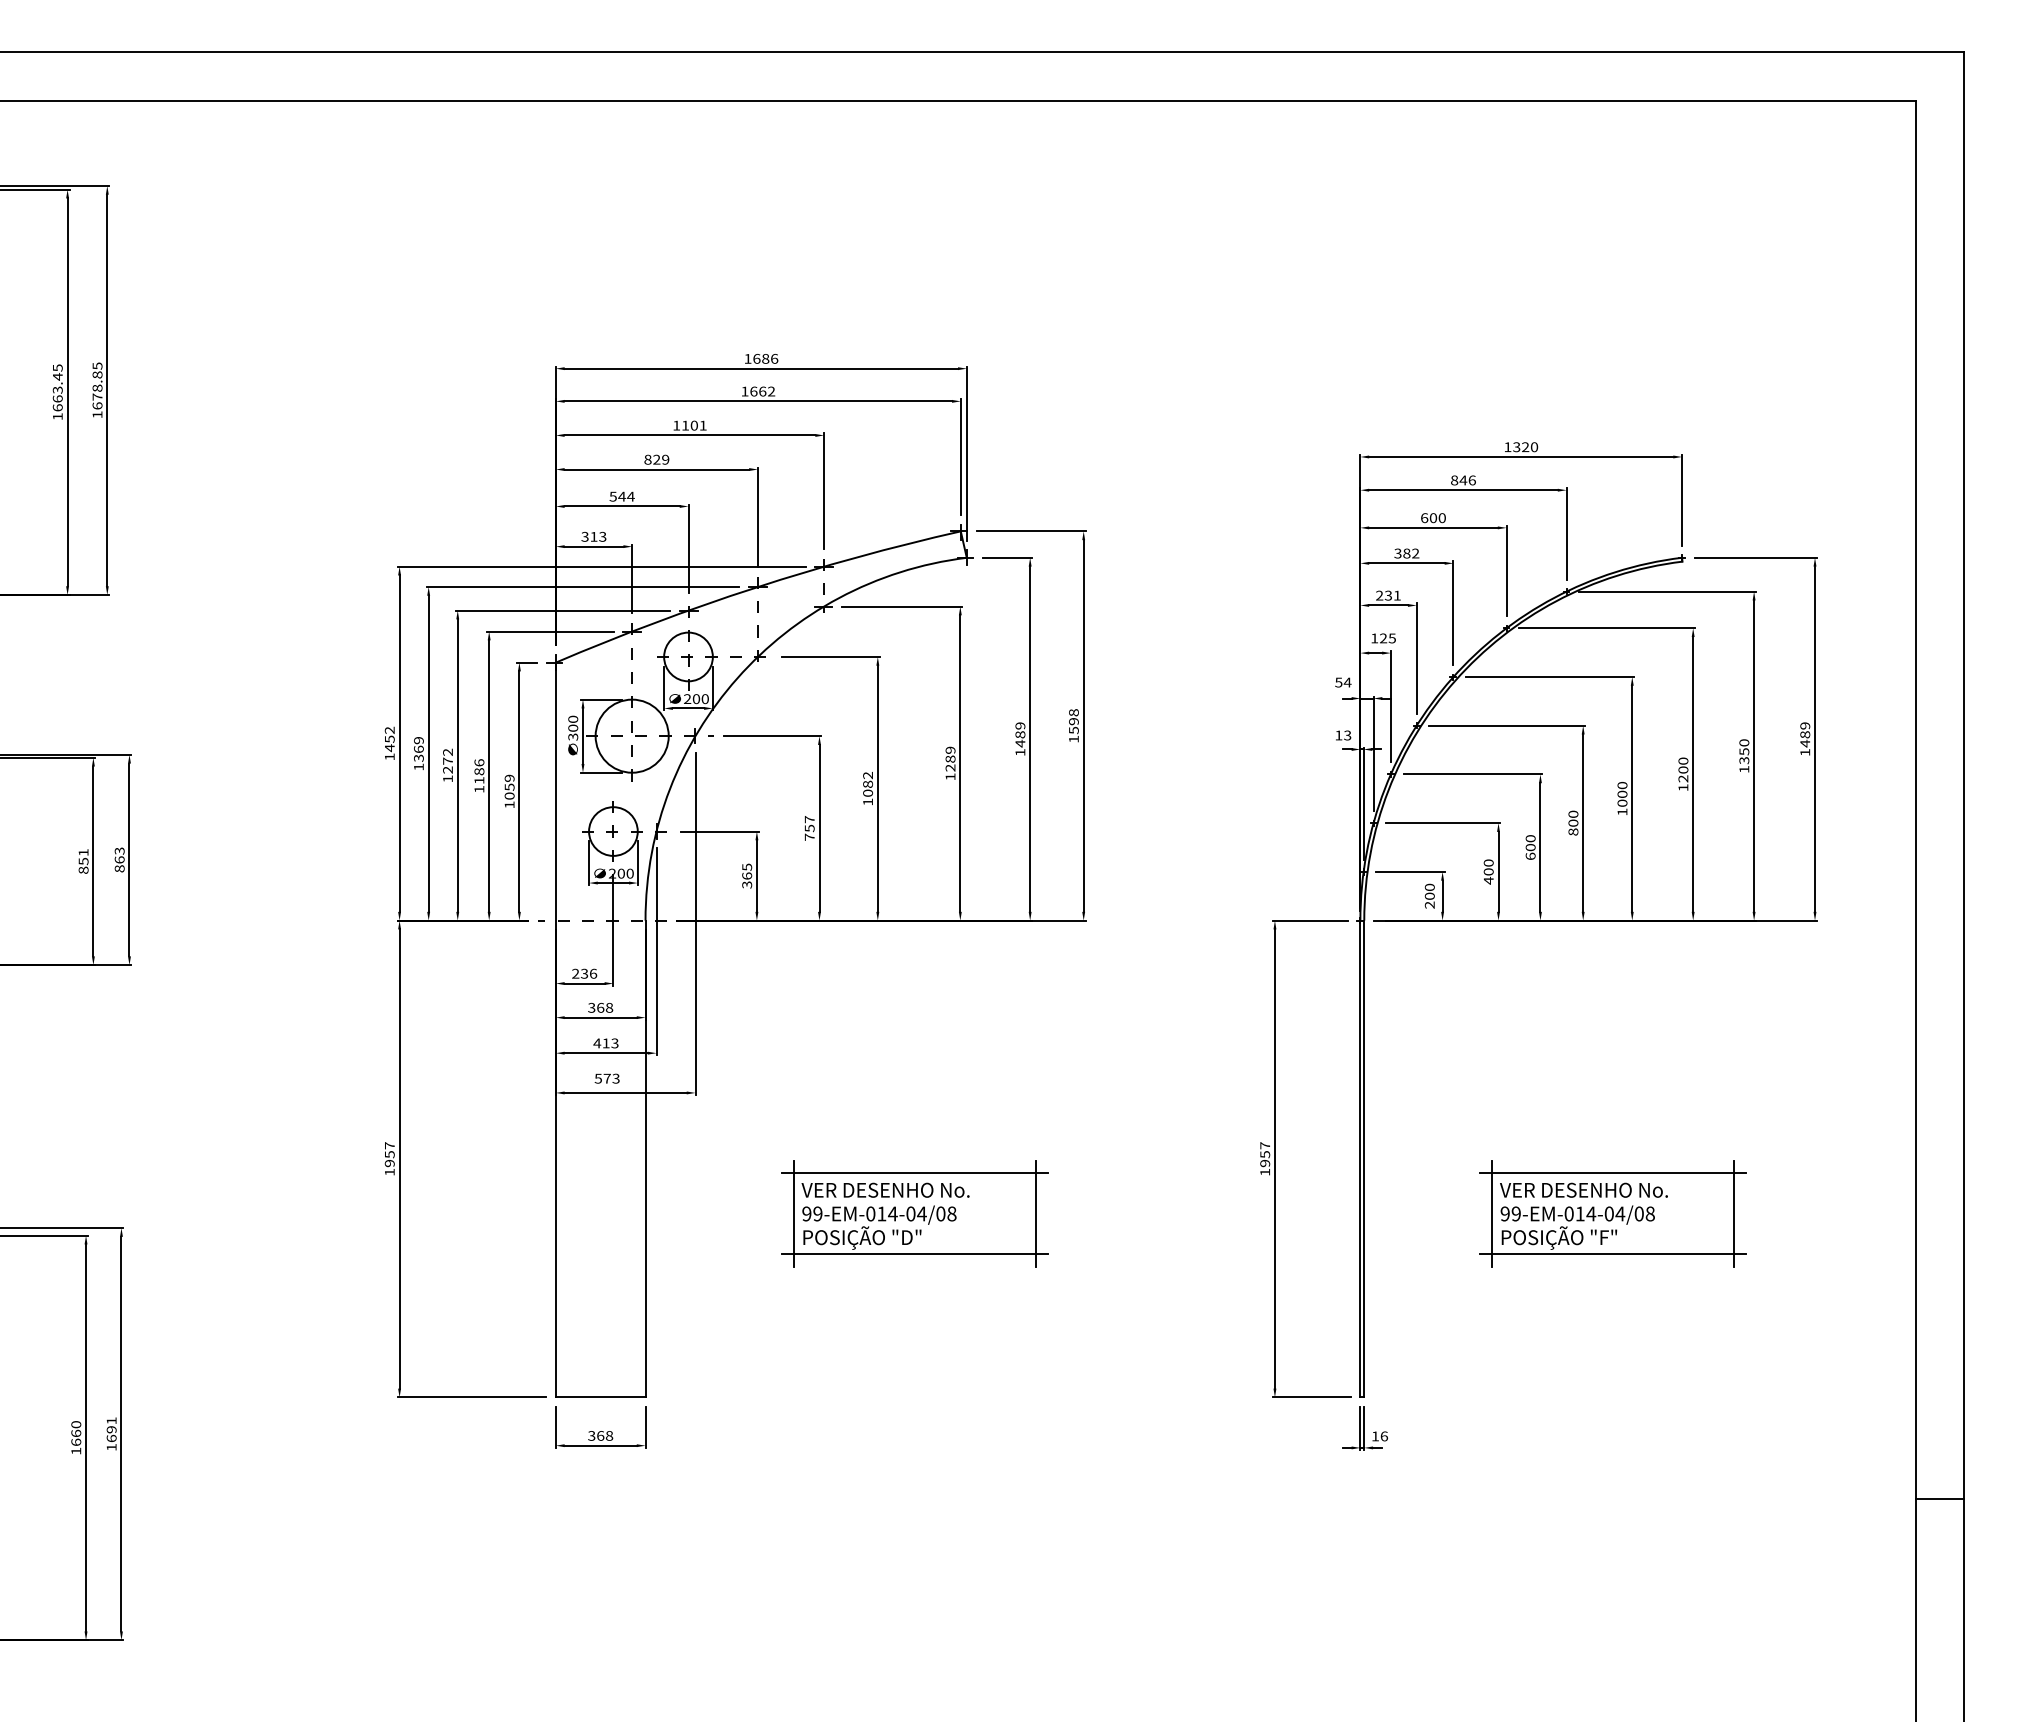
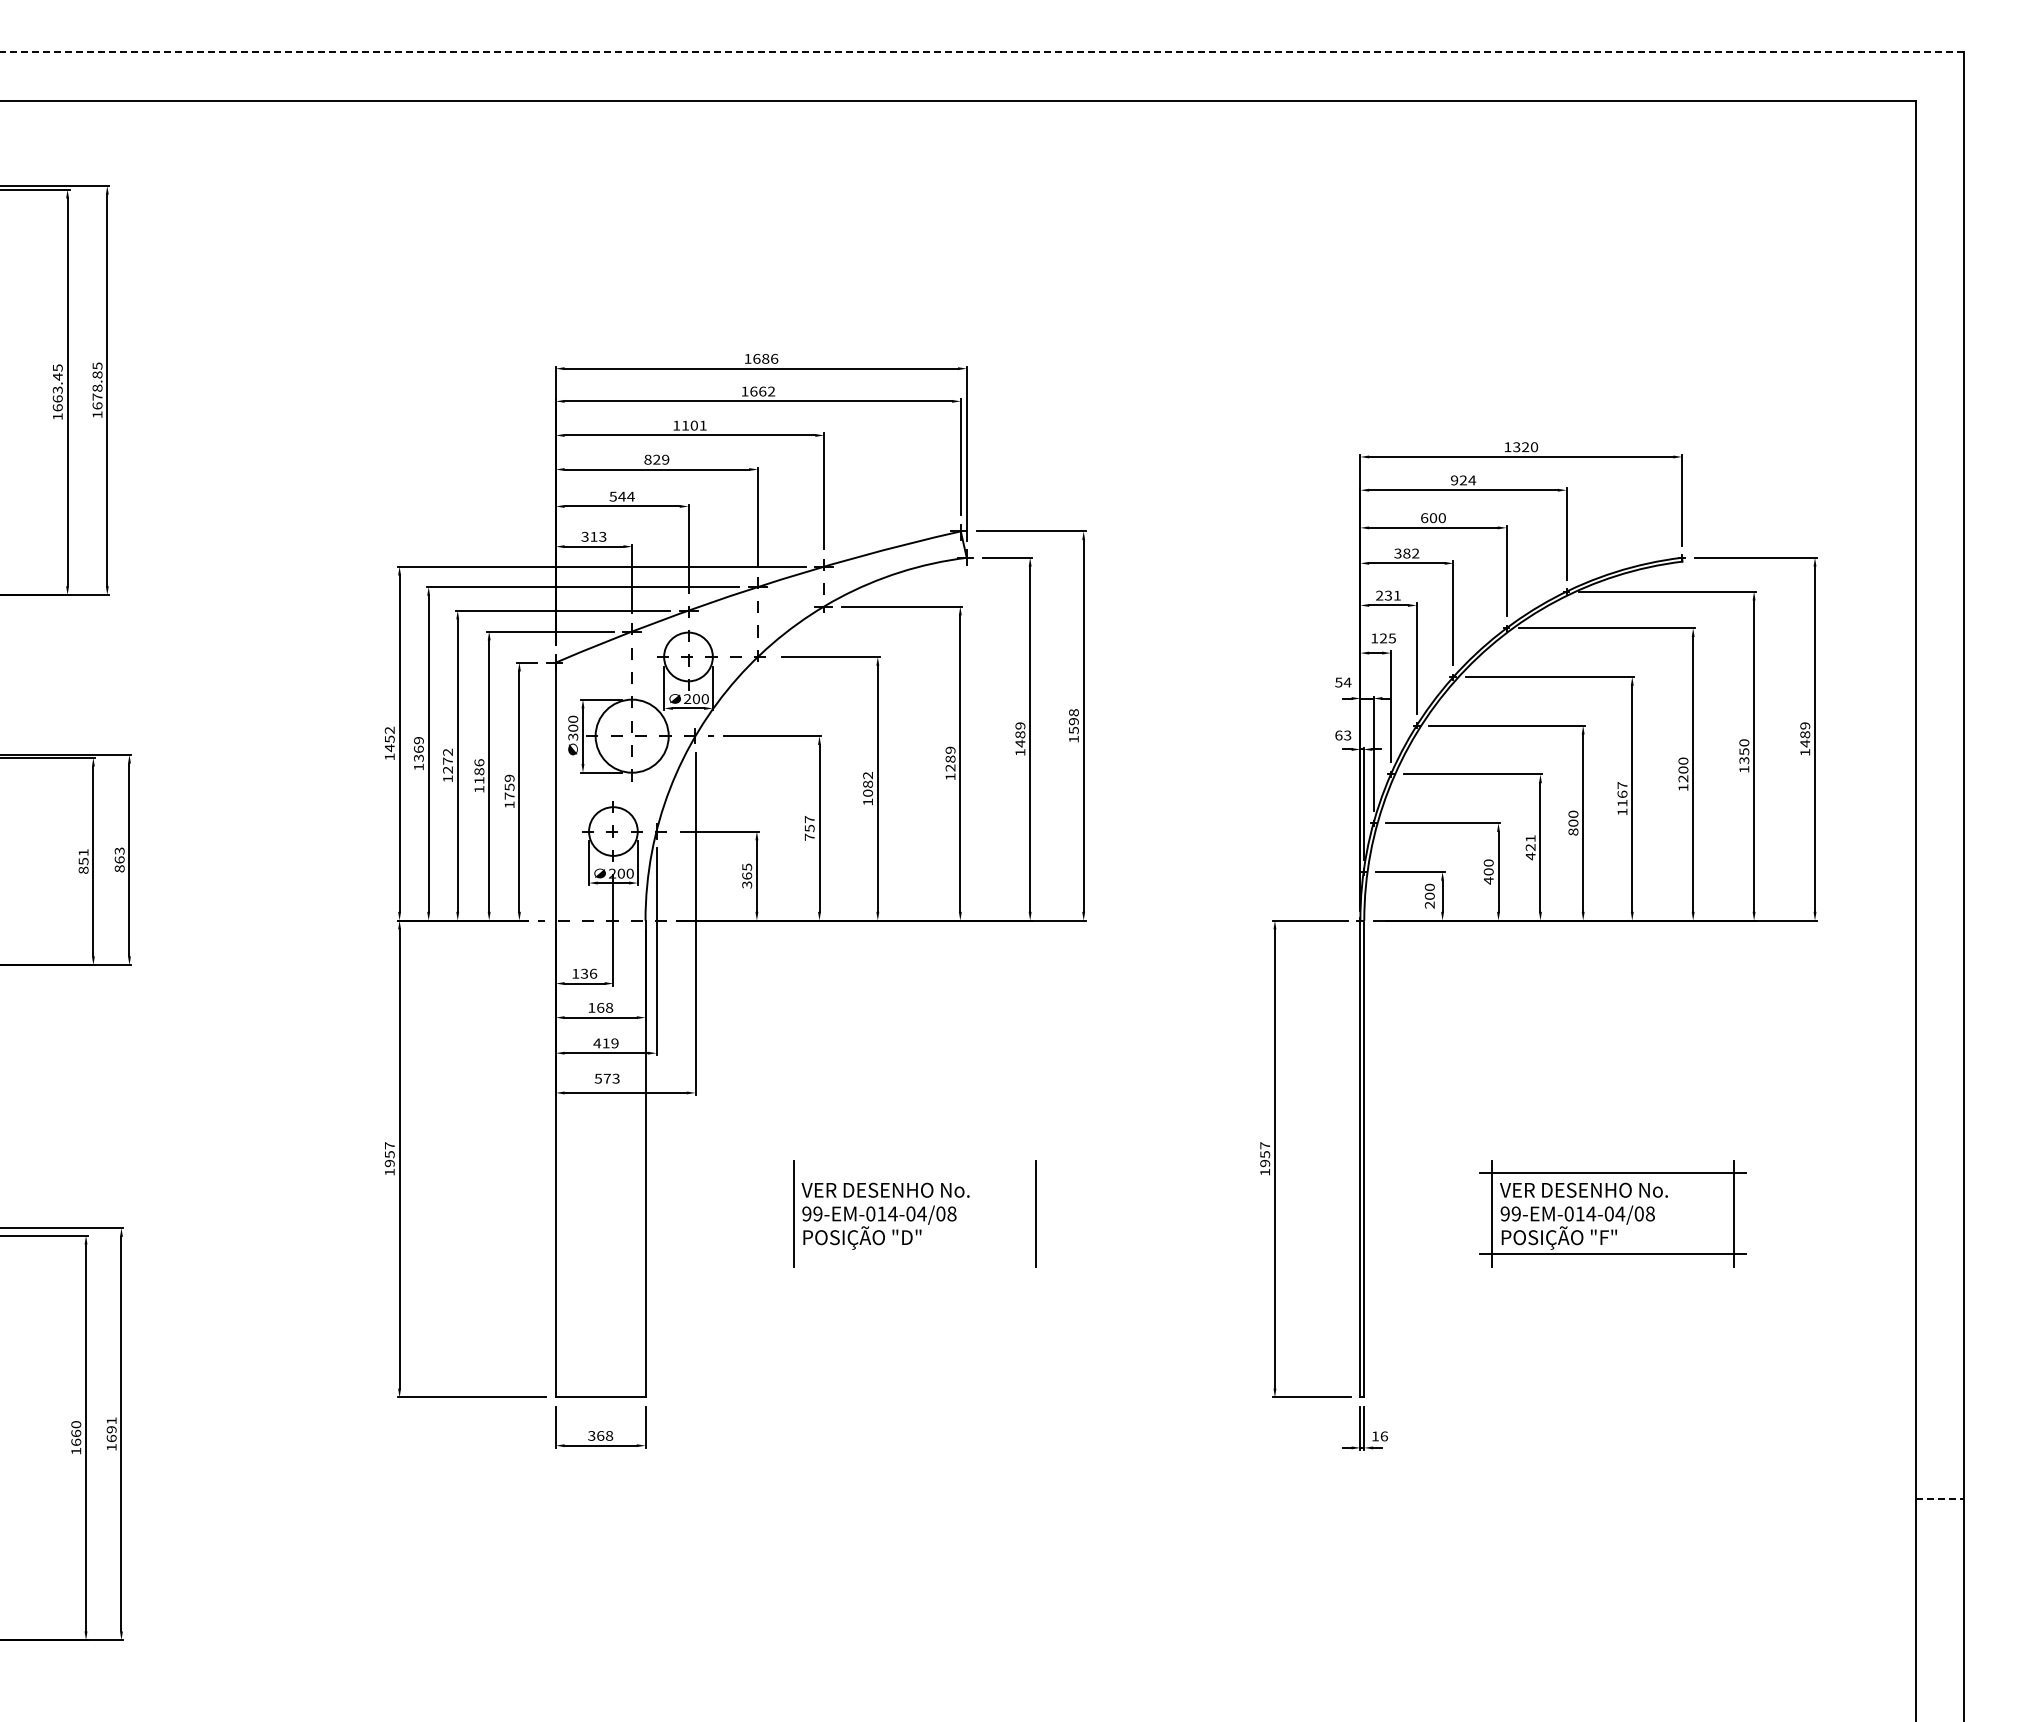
line: solid -> dashed (982, 51)
text: 846 -> 924 (1463, 480)
text: 13 -> 63 (1338, 735)
text: 1000 -> 1167 (1622, 793)
text: 1059 -> 1759 (509, 795)
text: 600 -> 421 (1530, 847)
text: 236 -> 136 (575, 973)
text: 368 -> 168 (591, 1007)
text: 413 -> 419 (614, 1043)
line: present -> none (914, 1172)
line: present -> none (914, 1254)
line: solid -> dashed (1940, 1499)
